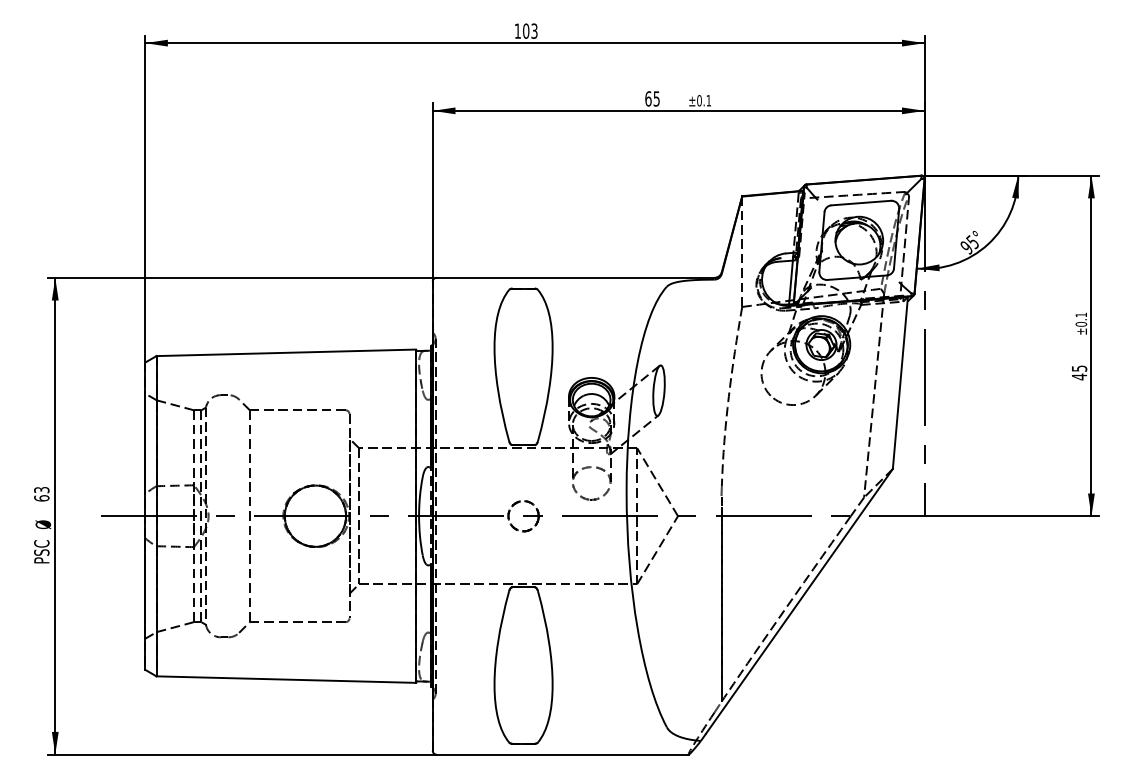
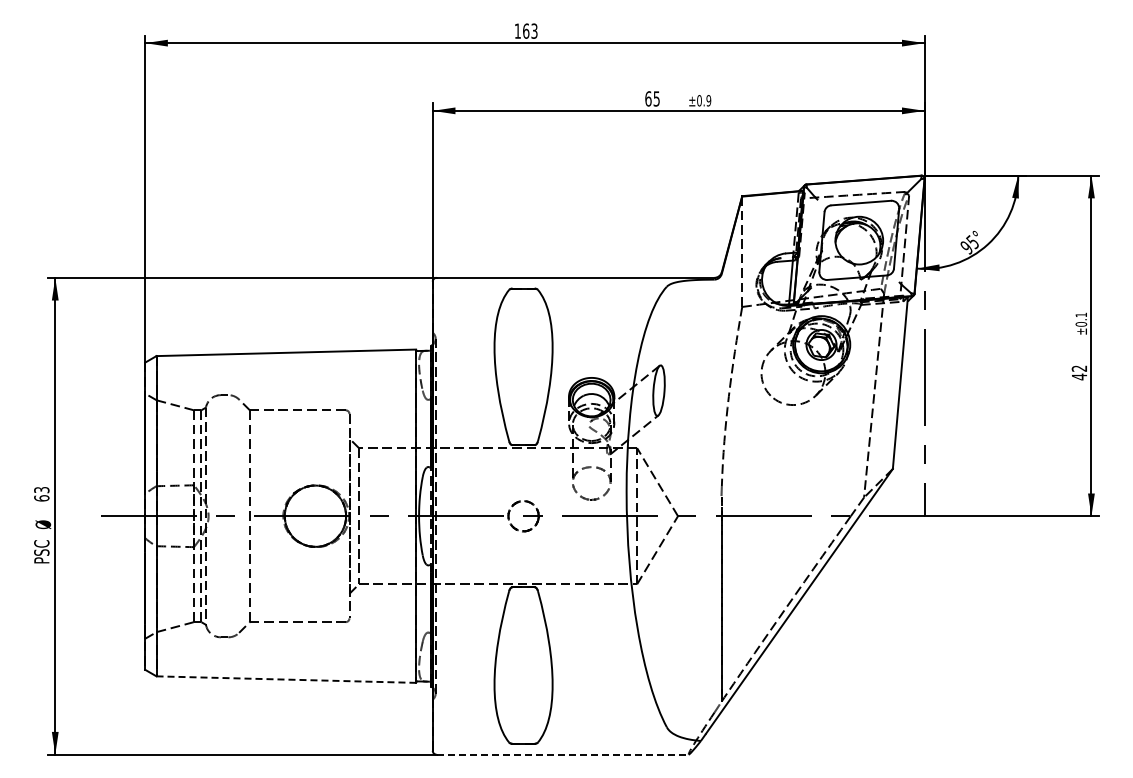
text: 103 -> 163 (526, 30)
text: ±0.1 -> ±0.9 (708, 100)
text: 45 -> 42 (1079, 368)
line: solid -> dashed (286, 679)
line: solid -> dashed (563, 754)
